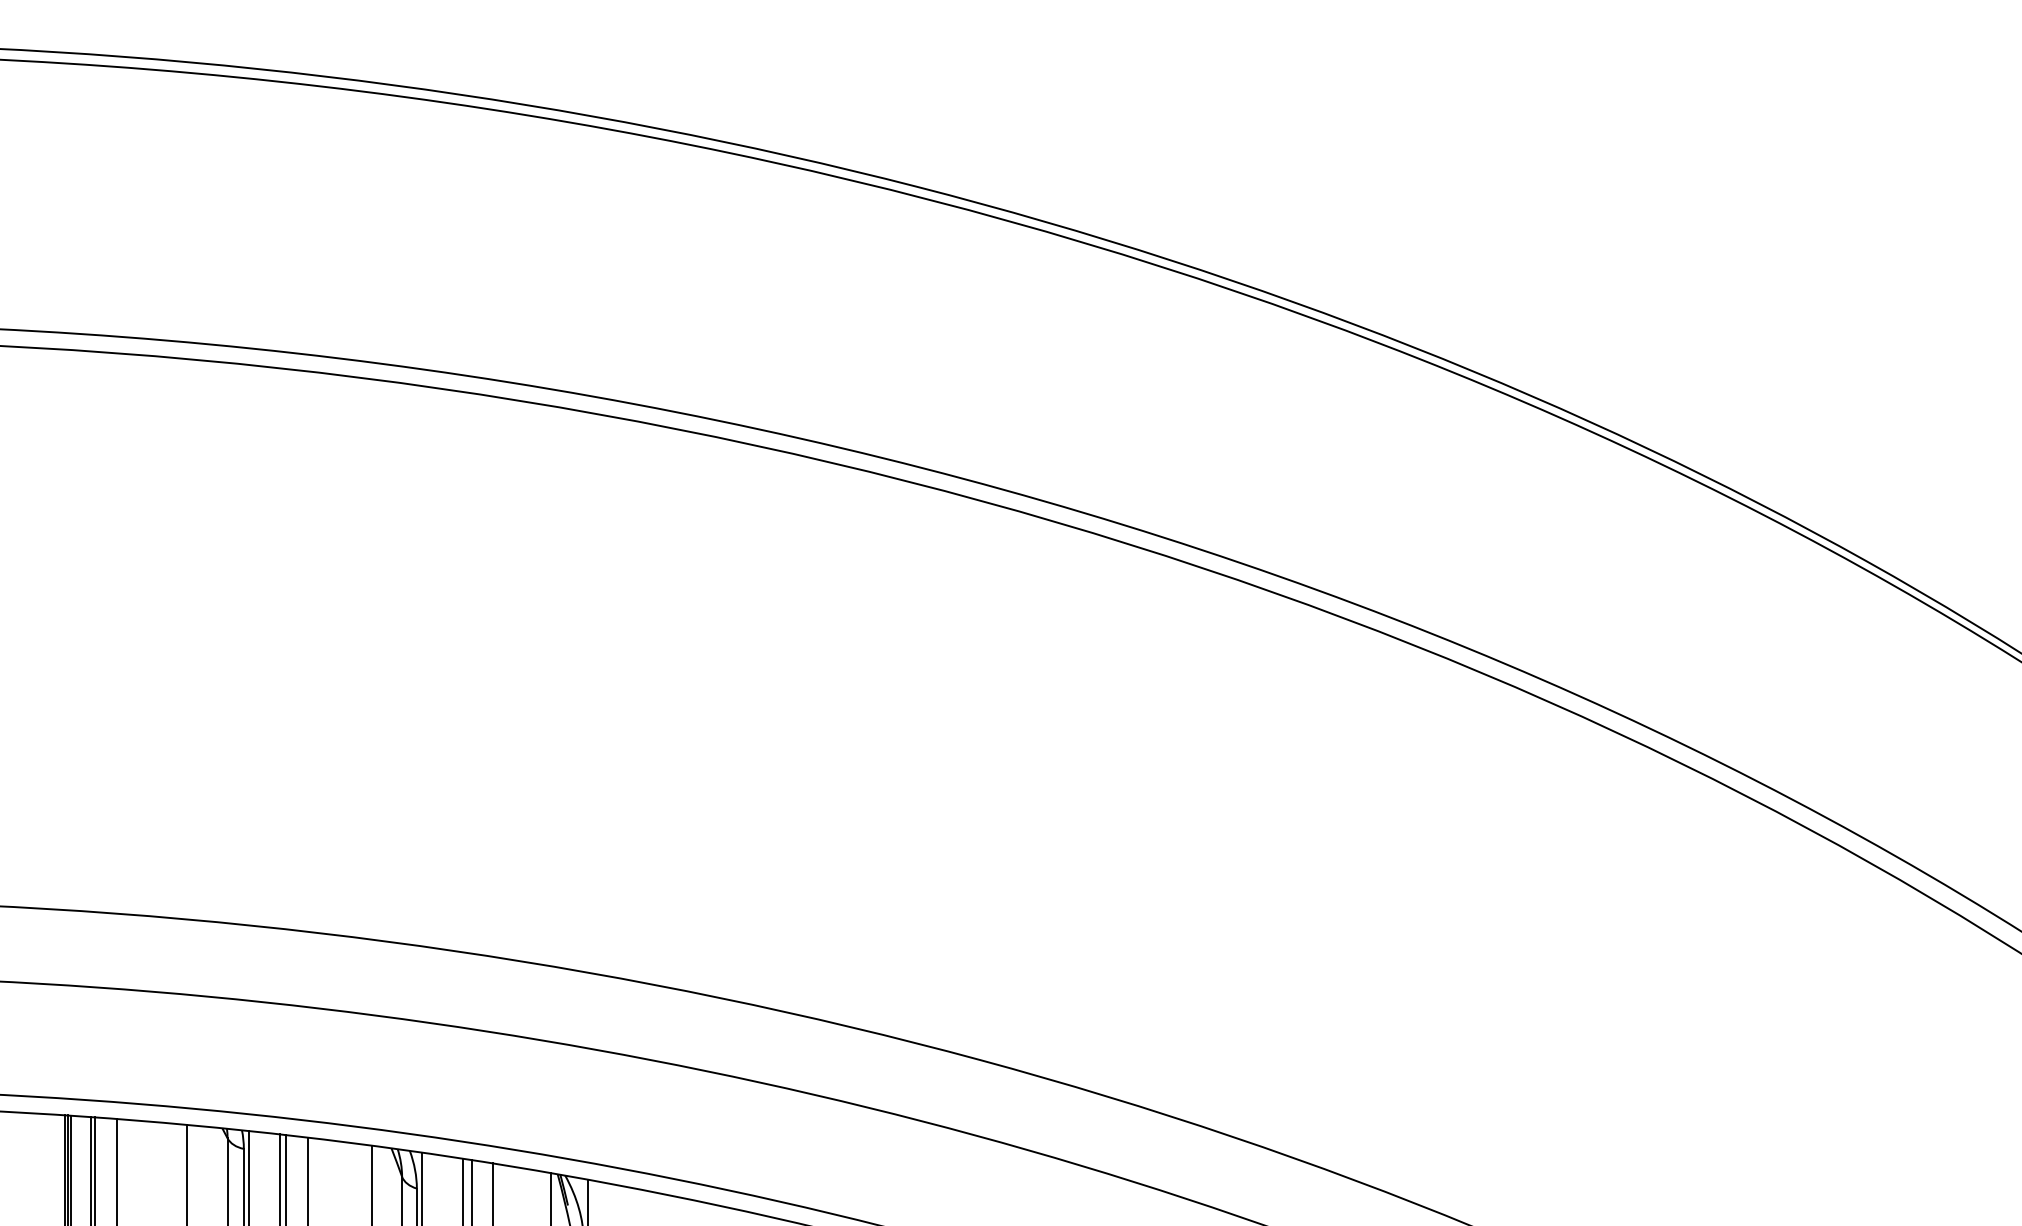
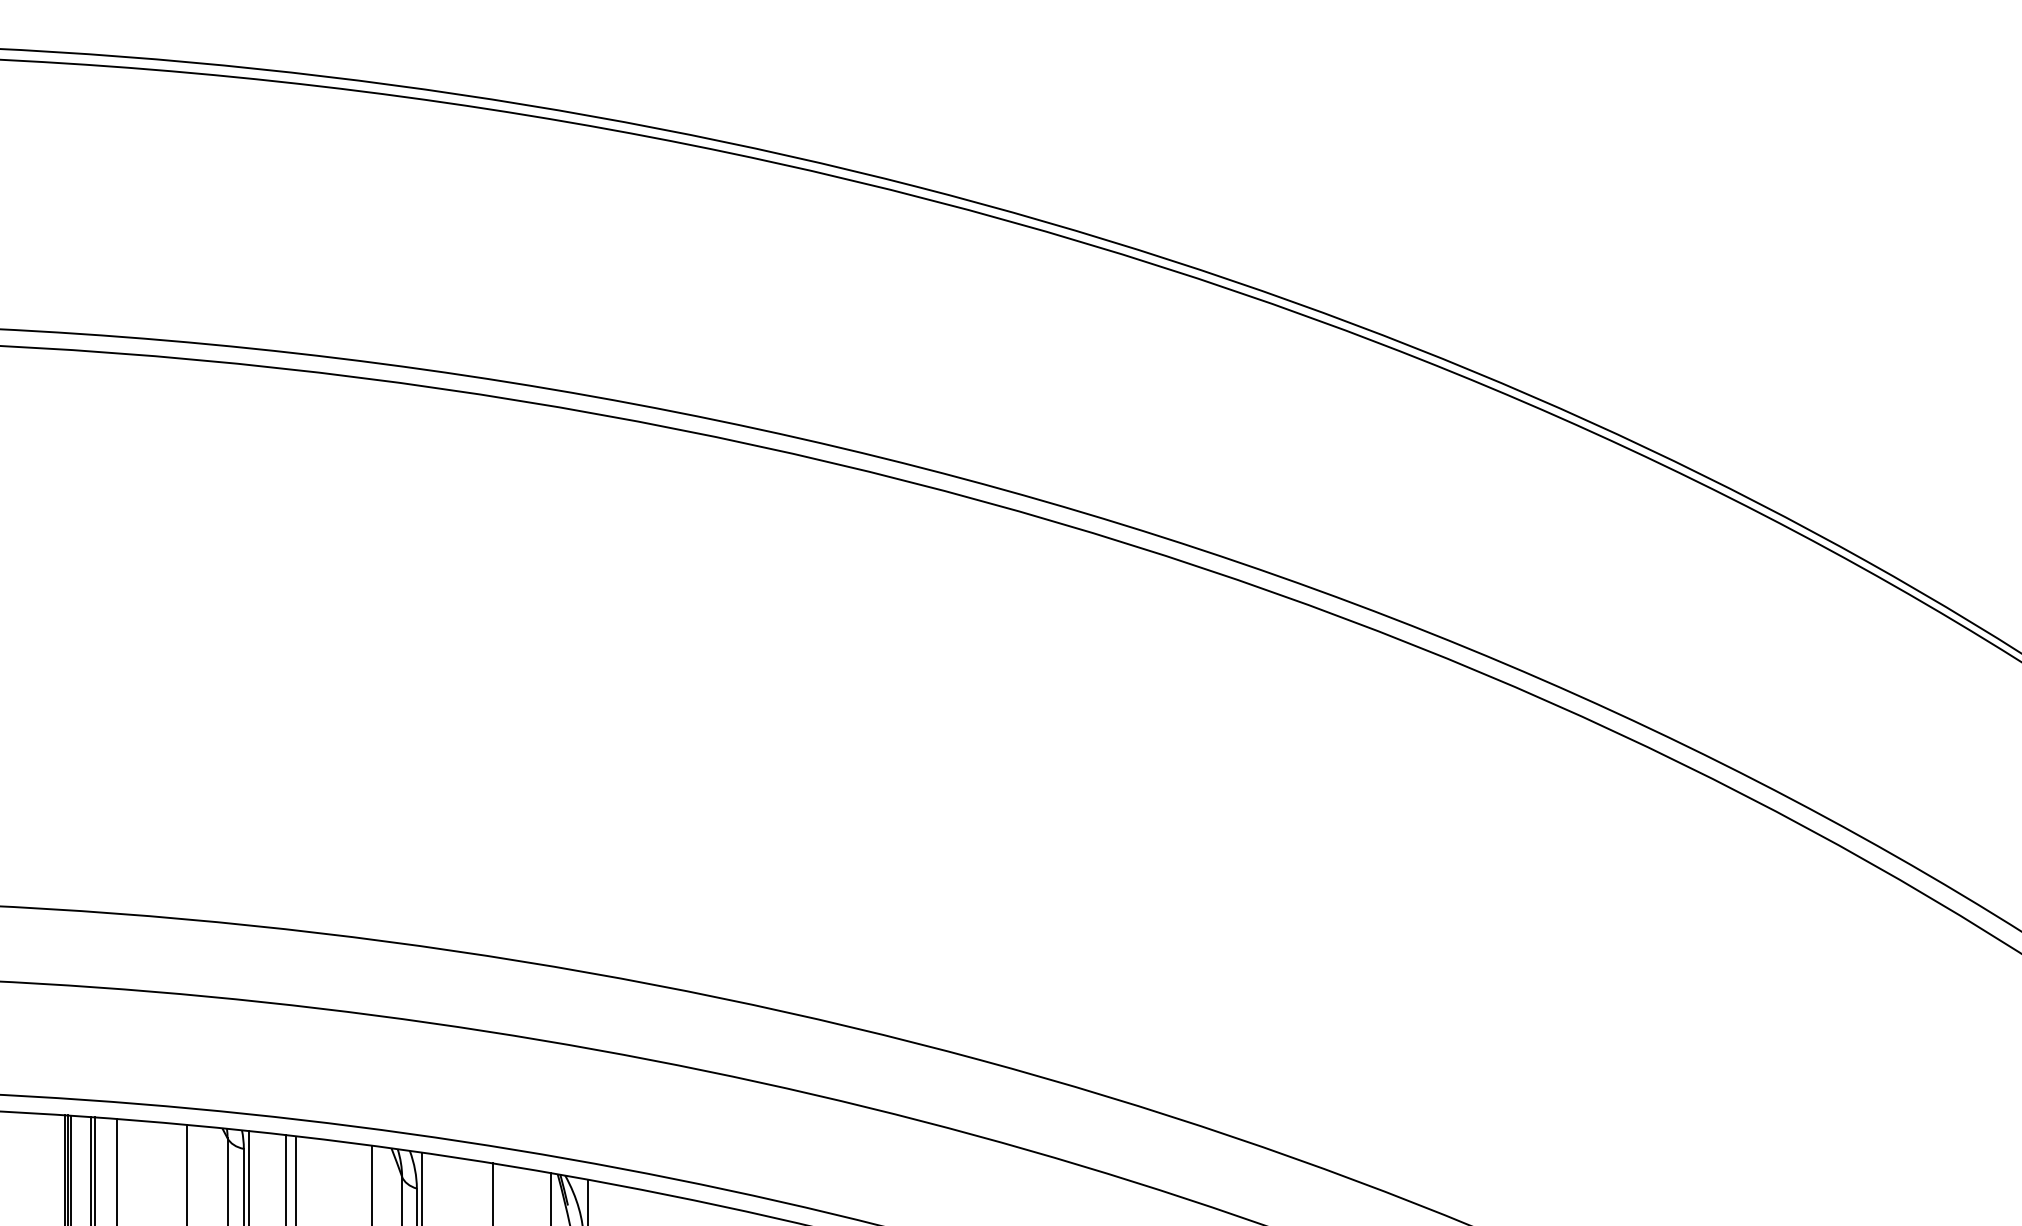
line: present -> none (279, 1178)
line position: (307, 1179) -> (295, 1179) (295, 1179)
line: present -> none (463, 1190)
line: present -> none (471, 1191)
